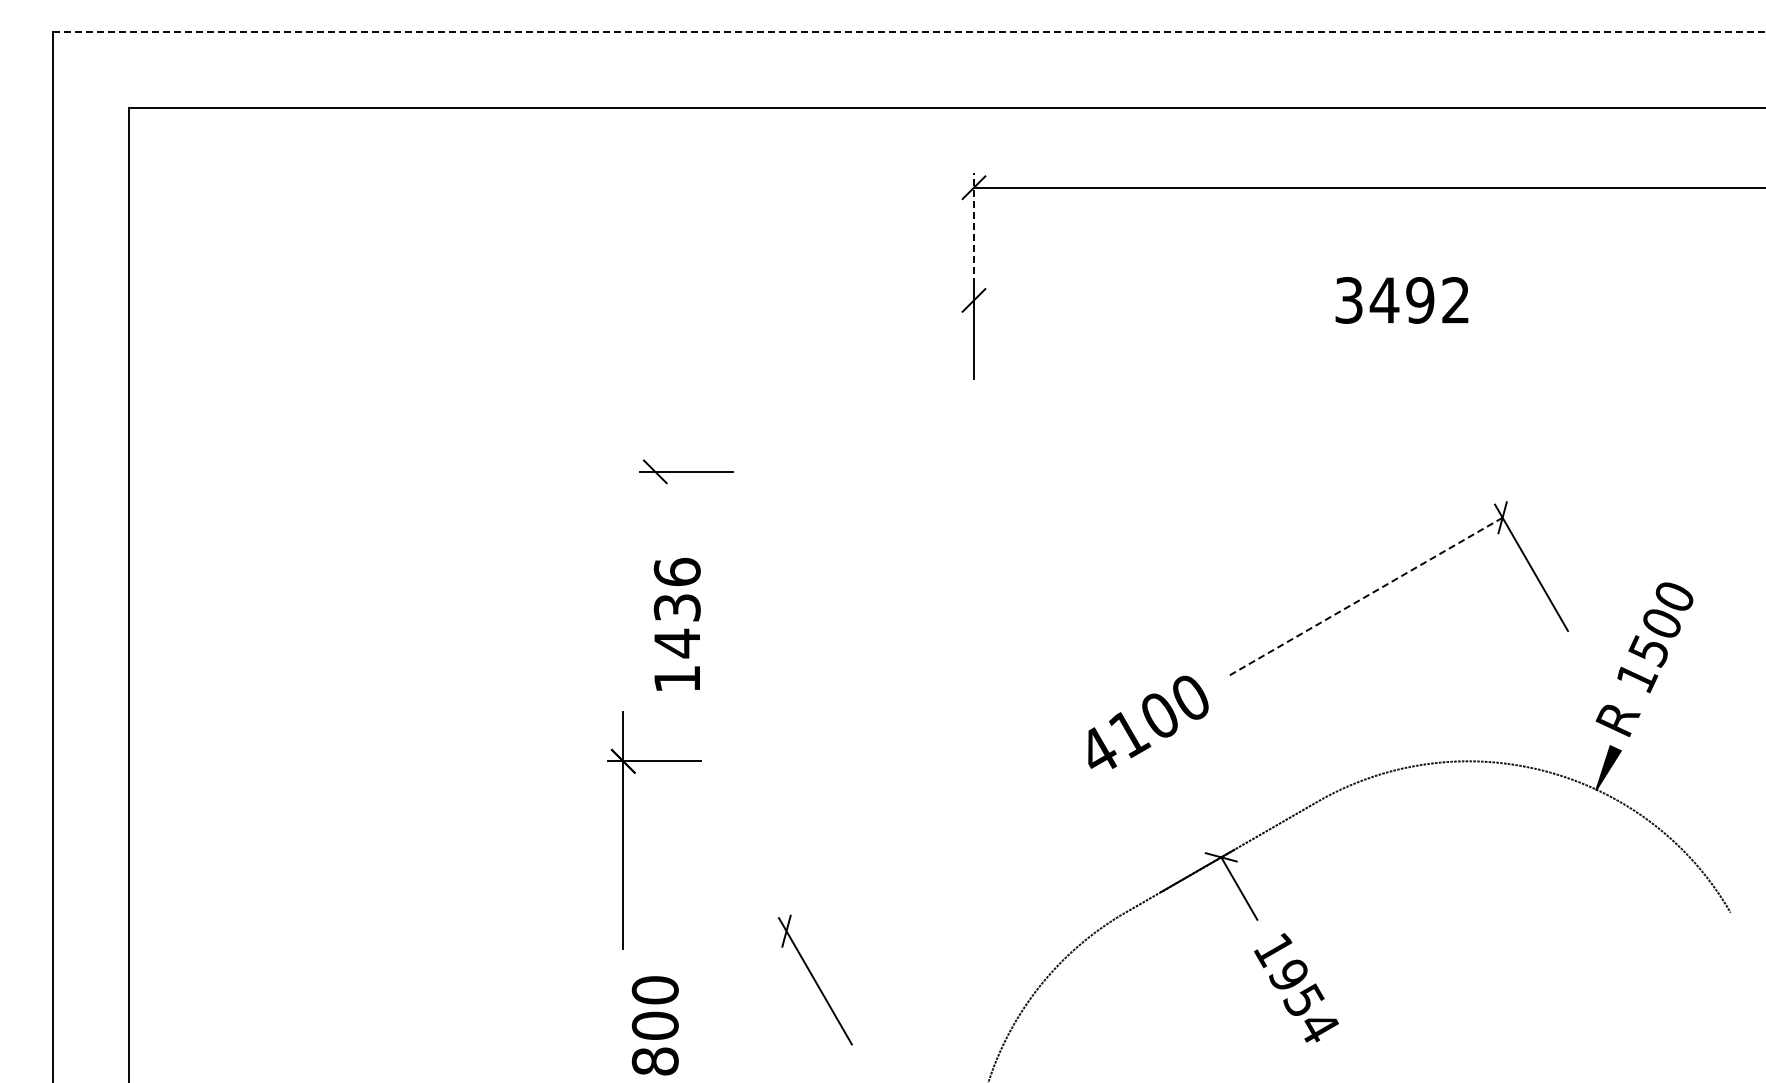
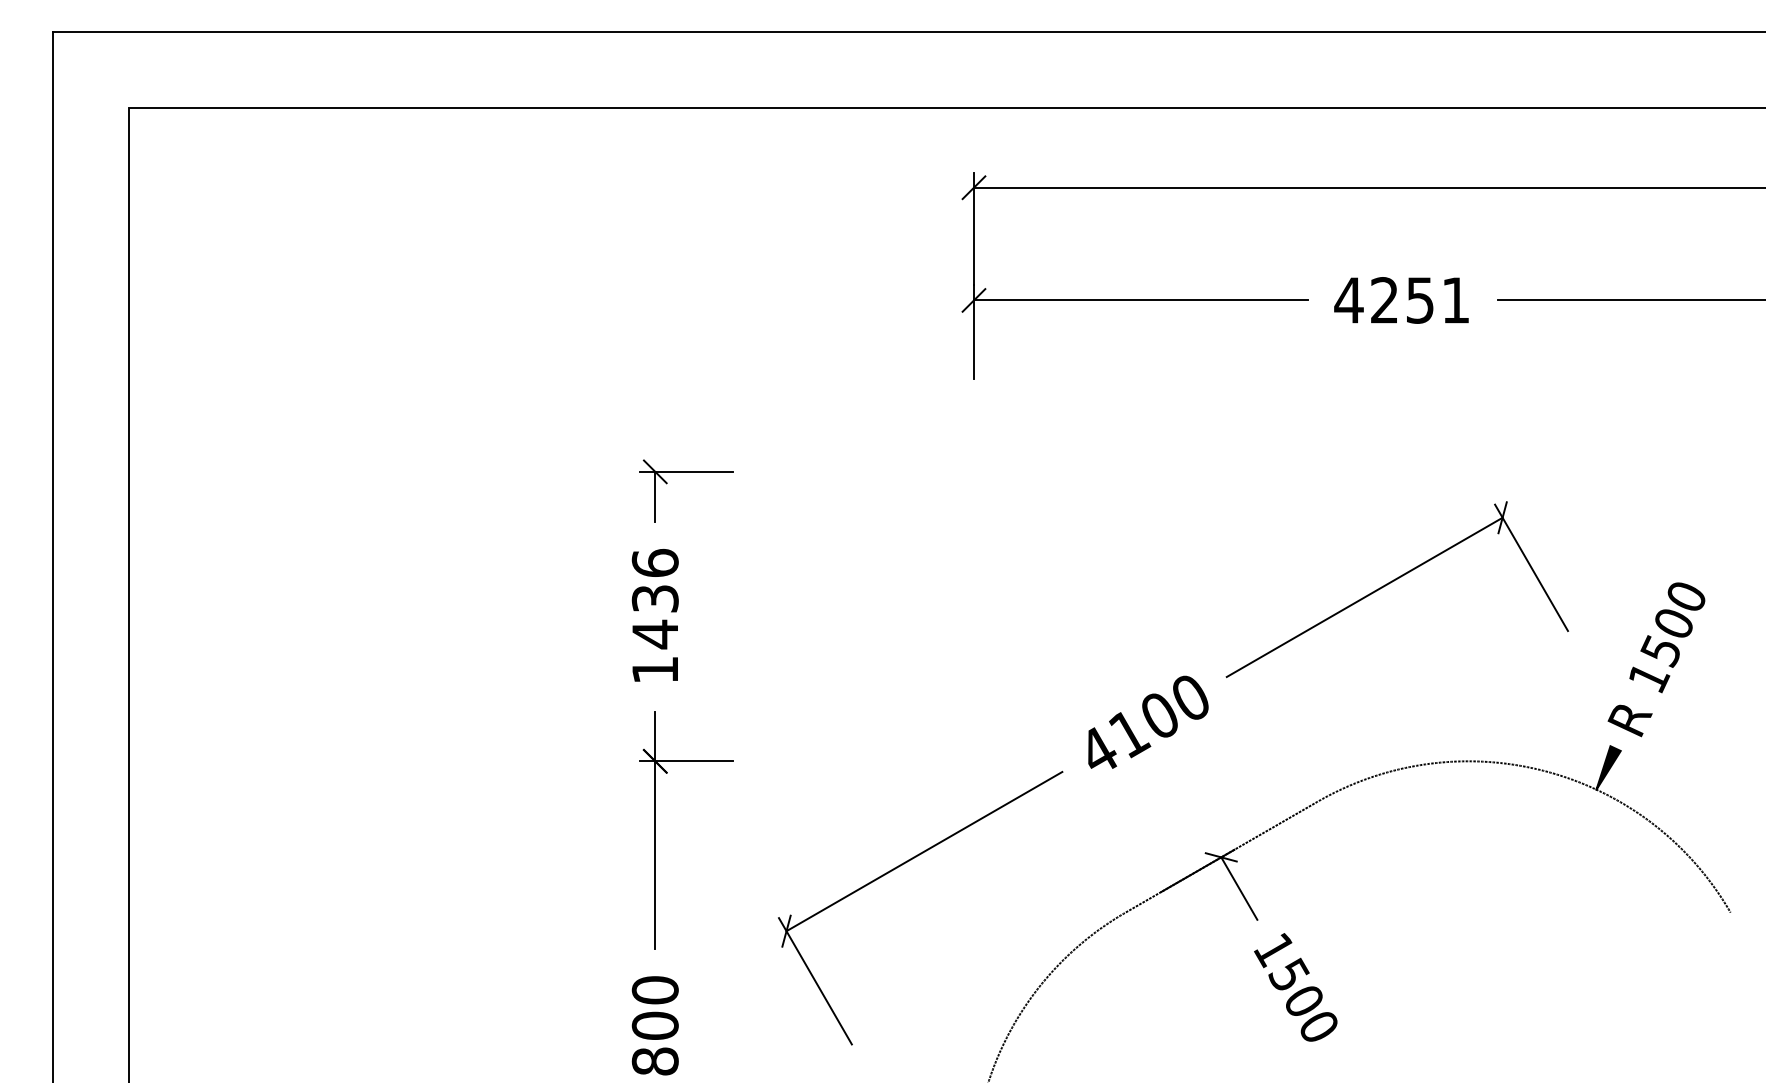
line: dashed -> solid (909, 32)
line: dashed -> solid (973, 228)
line: none -> present (1140, 300)
text: 3492 -> 4251 (1401, 300)
line: none -> present (1629, 300)
line: none -> present (655, 496)
line: dashed -> solid (1364, 597)
text position: (676, 624) -> (654, 615) (654, 615)
text position: (1644, 659) -> (1656, 659) (1656, 659)
part position: (623, 830) -> (655, 830) (655, 830)
line: none -> present (924, 851)
text: 1954 -> 1500 (1303, 999)
